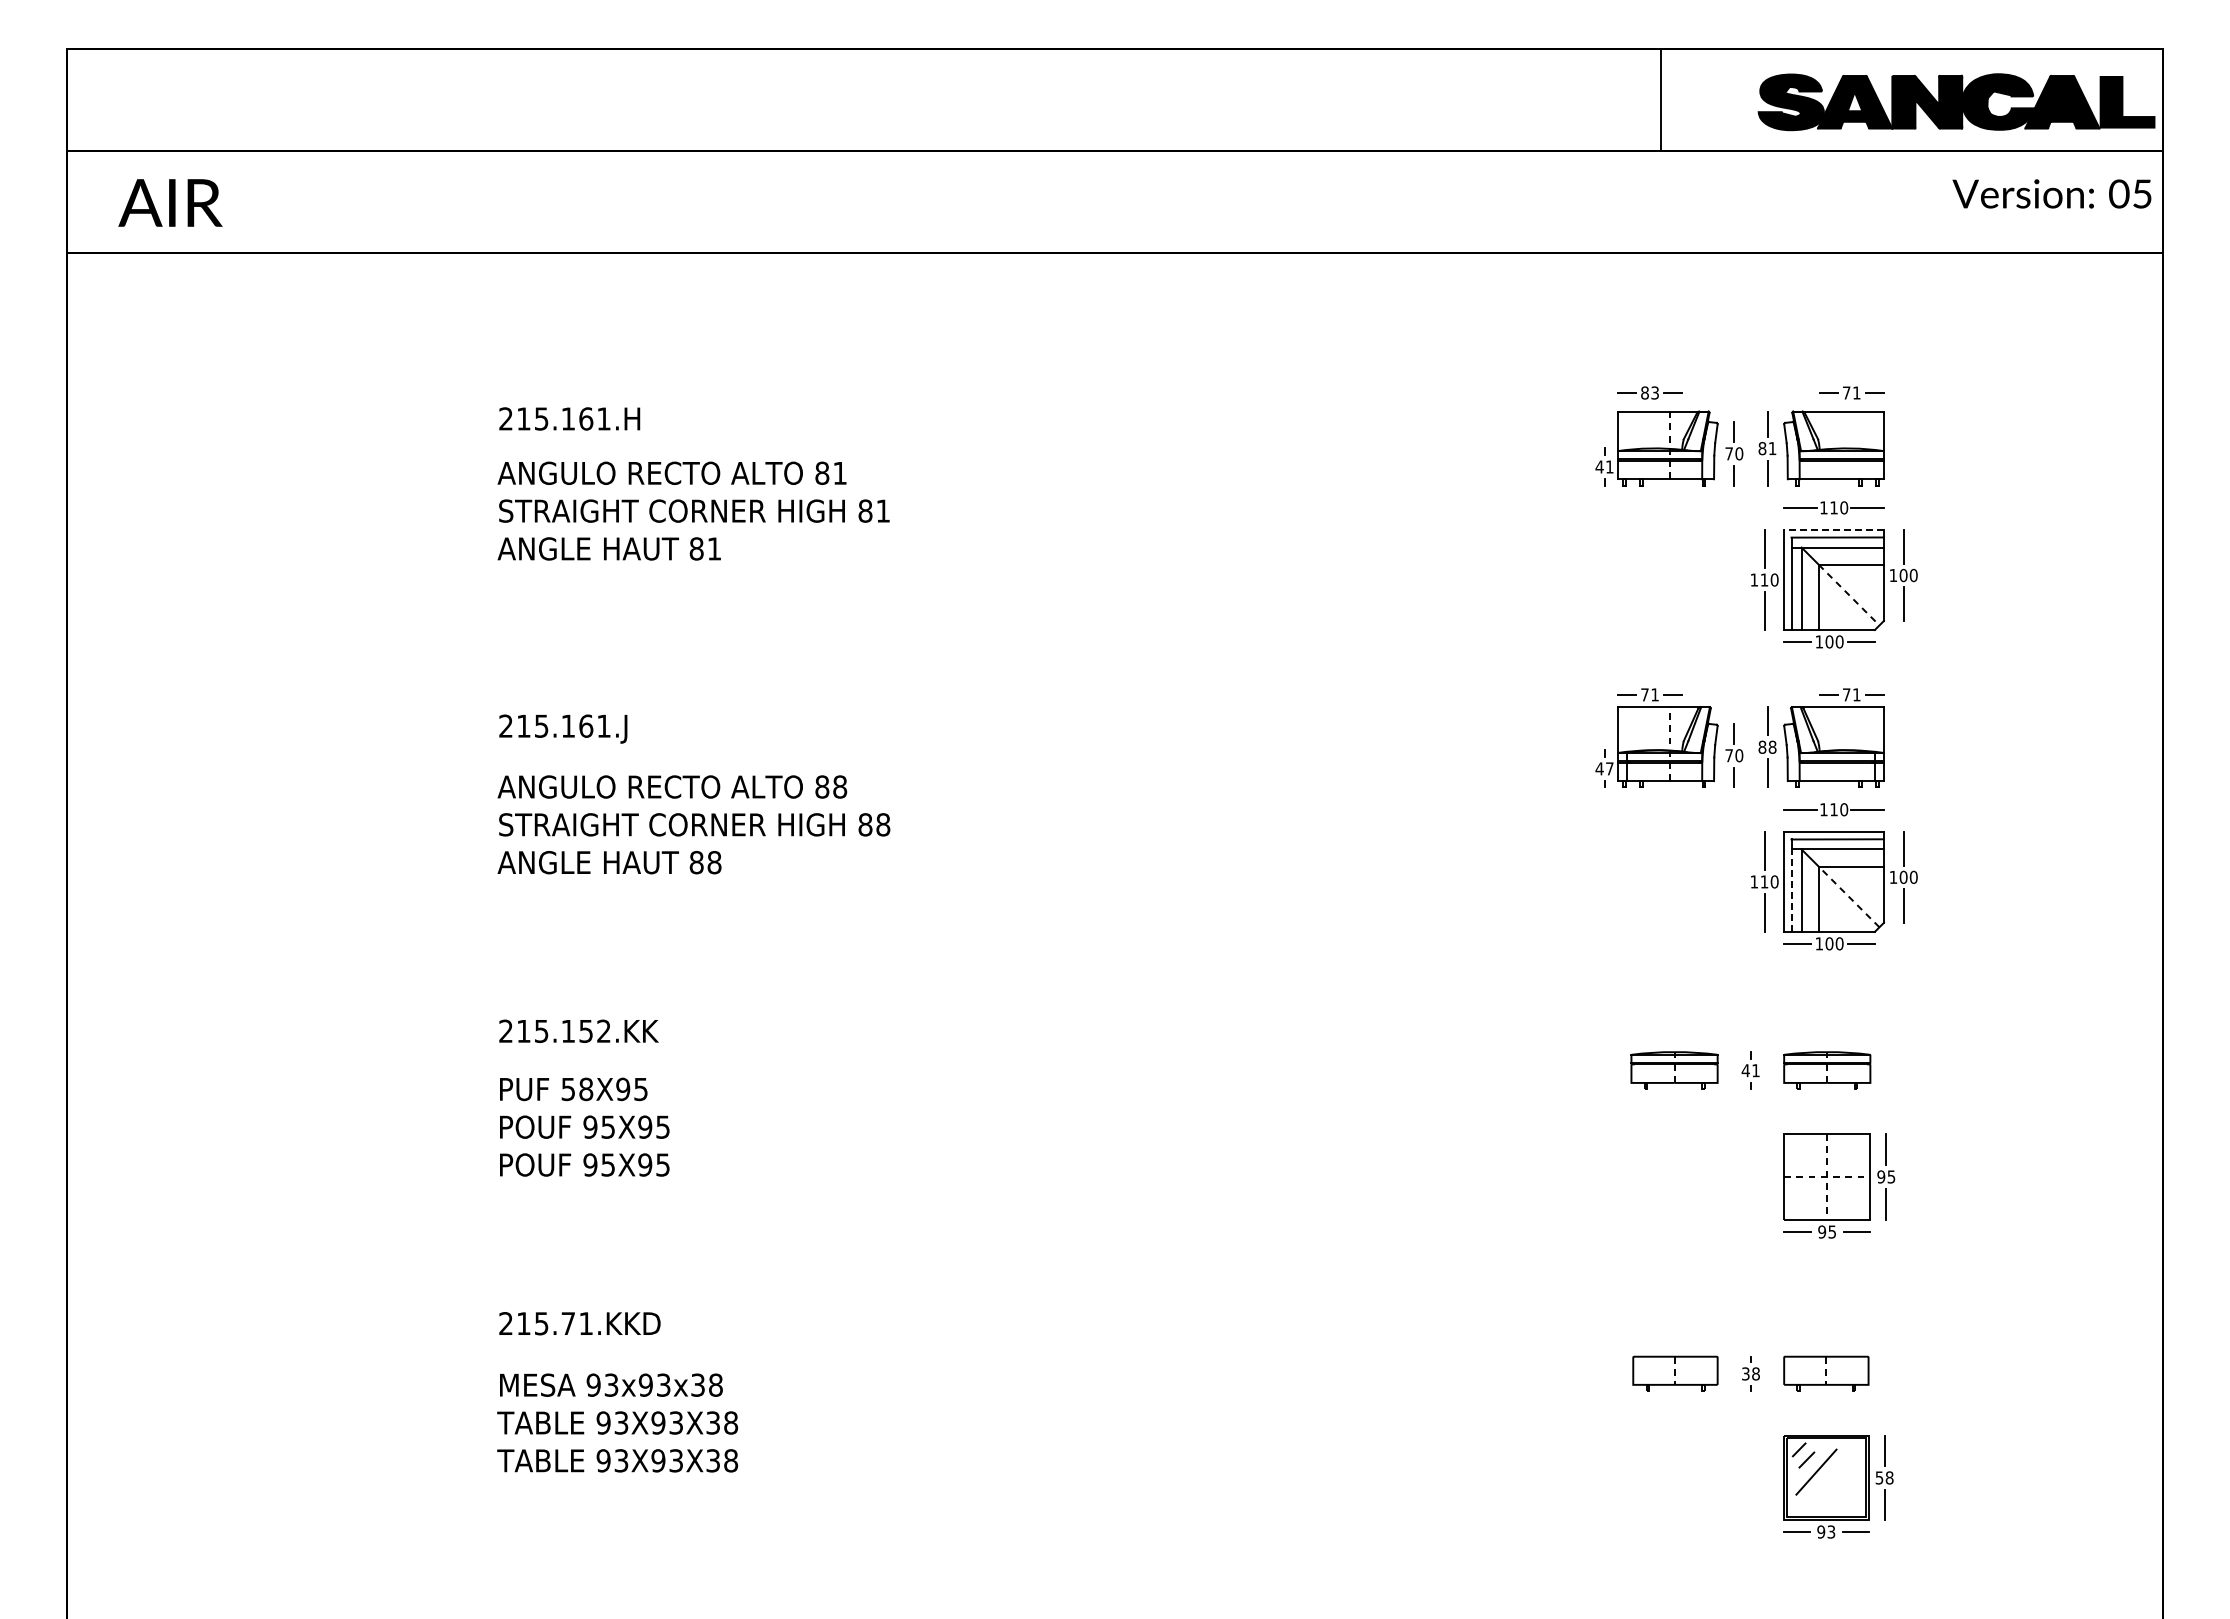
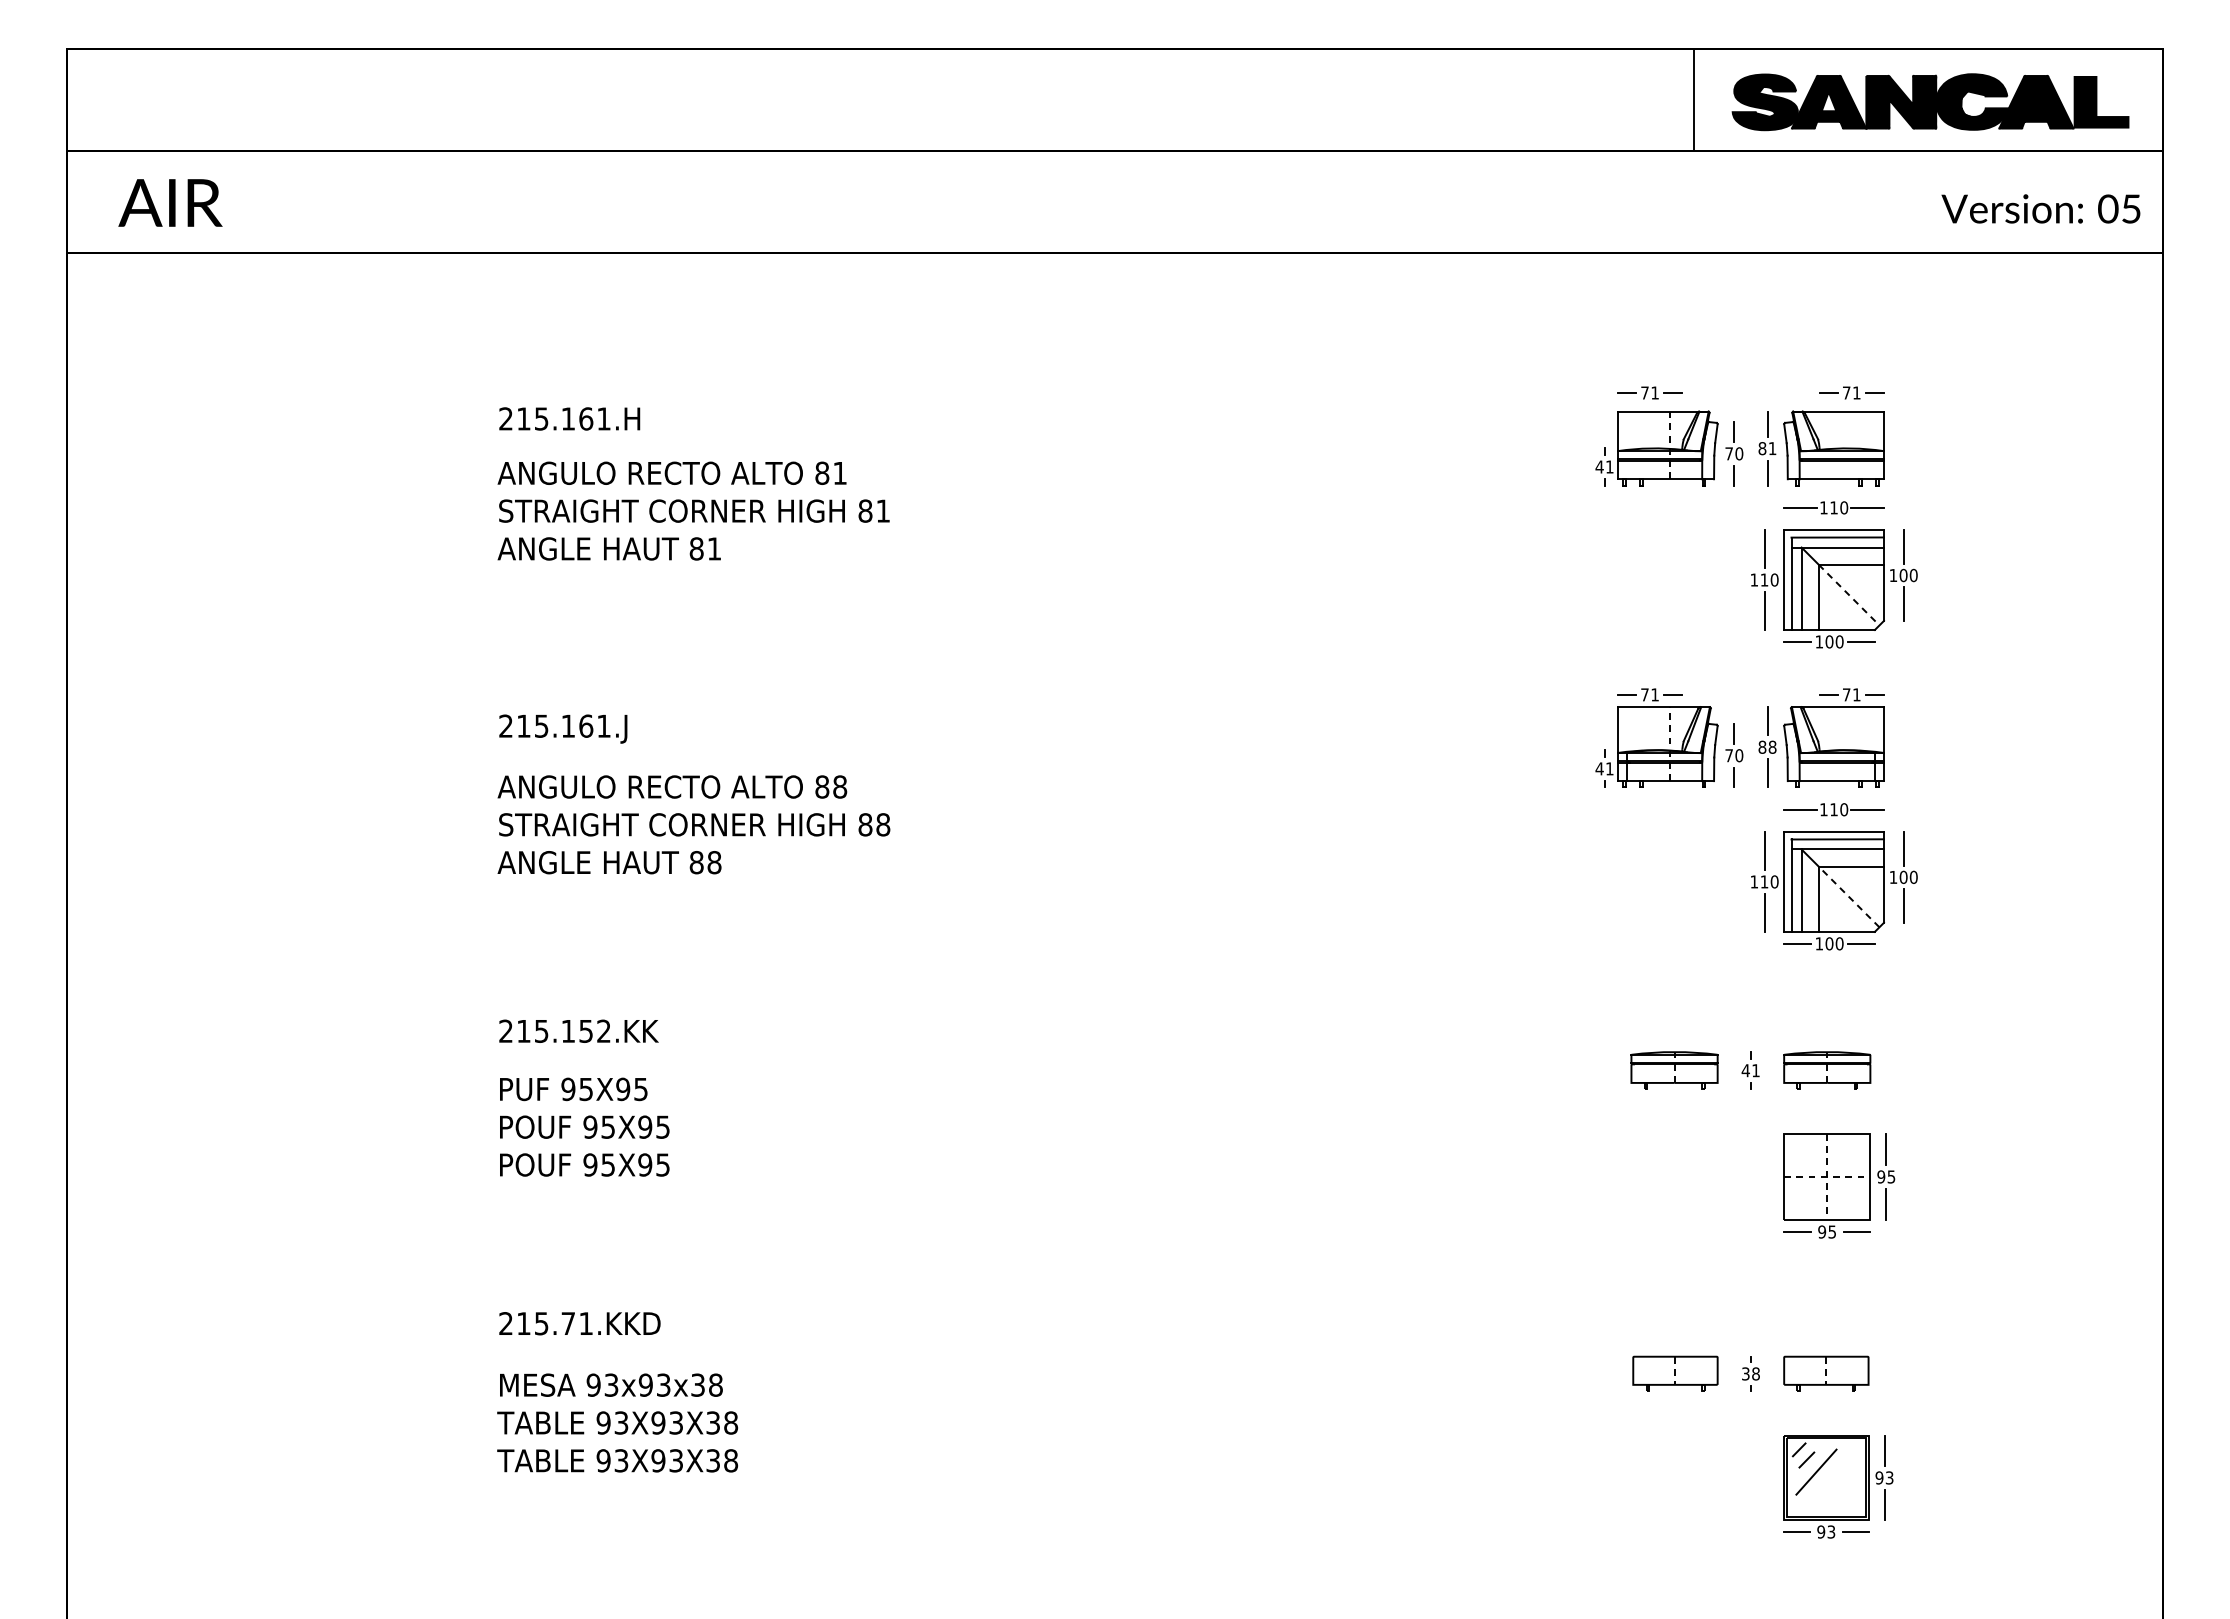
line position: (1660, 99) -> (1693, 99) (1693, 99)
part position: (1956, 102) -> (1930, 102) (1930, 102)
text position: (2051, 193) -> (2040, 208) (2040, 208)
text: 83 -> 71 (1649, 392)
line: dashed -> solid (1834, 530)
text: 47 -> 41 (1609, 768)
line: dashed -> solid (1791, 890)
text: 58X95 -> 95X95 (577, 1089)
text: 58 -> 93 (1884, 1477)
